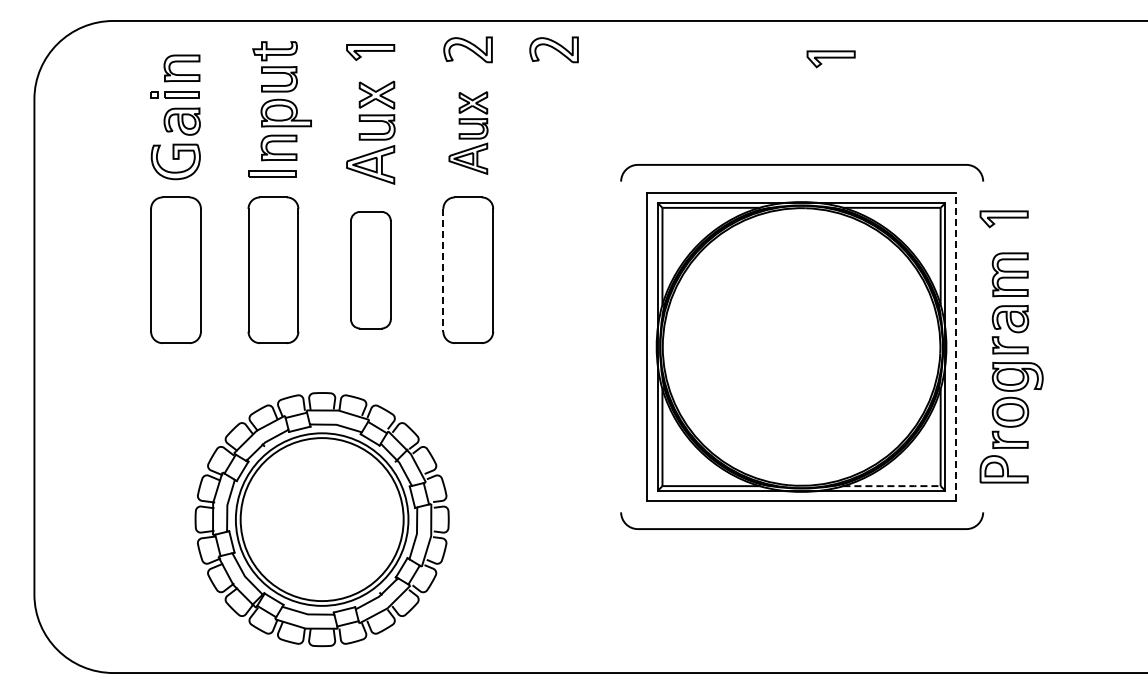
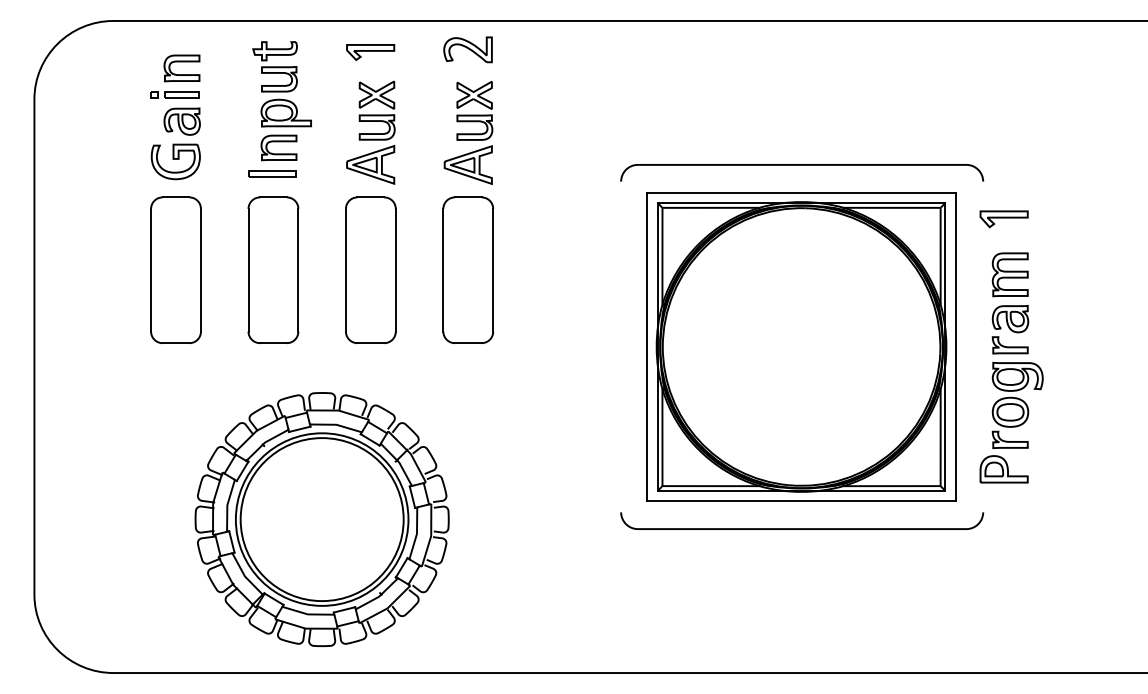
part: present -> none (553, 49)
part: present -> none (830, 59)
part size: 41x84 px -> 51x105 px (468, 133)
part size: 42x119 px -> 52x148 px (370, 269)
line: dashed -> solid (443, 270)
line: dashed -> solid (955, 346)
line: dashed -> solid (892, 486)
